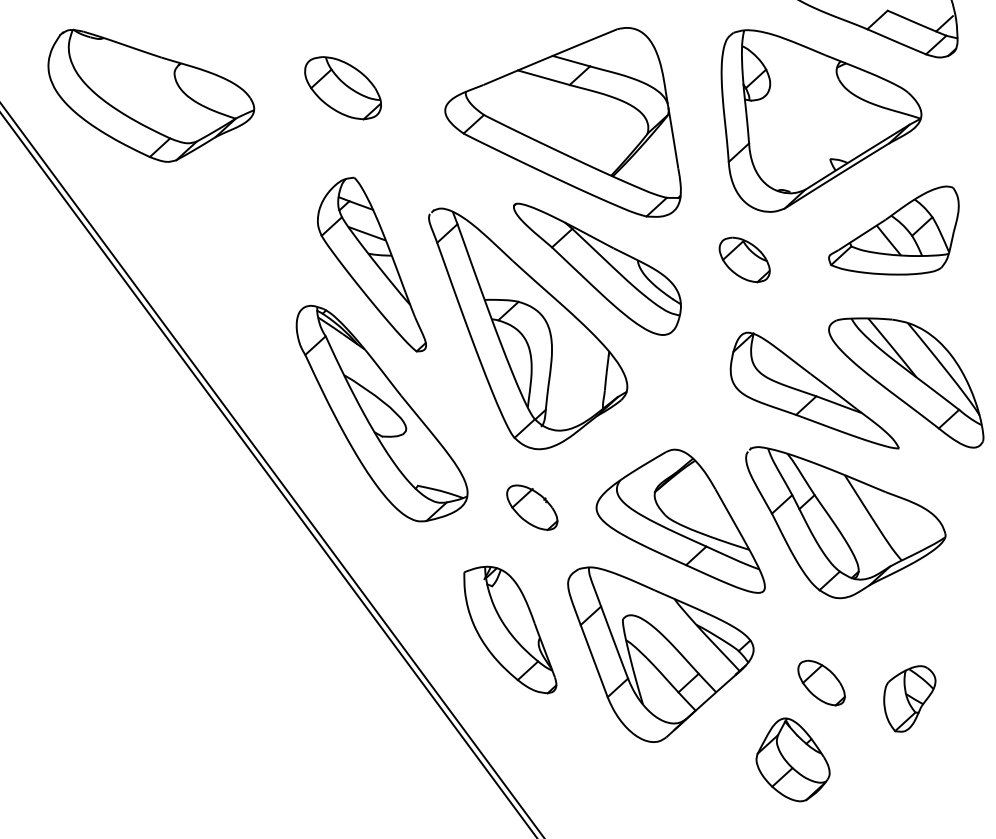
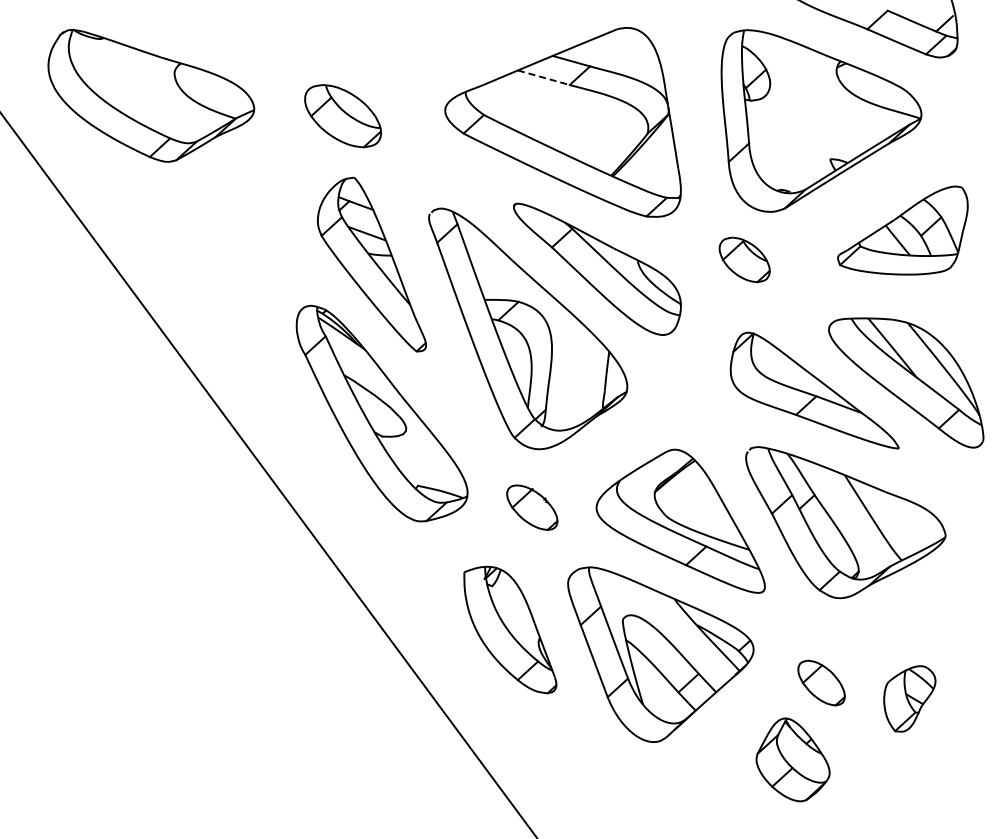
line: solid -> dashed (543, 77)
part position: (342, 88) -> (342, 116) (342, 116)
part position: (893, 230) -> (902, 230) (902, 230)
line: present -> none (272, 470)
